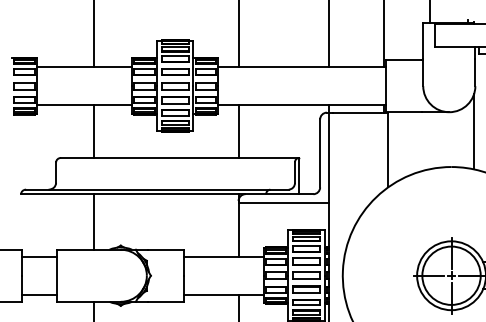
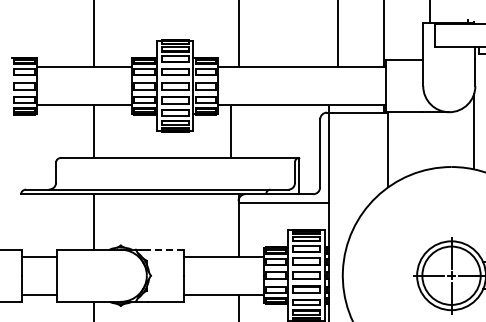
line position: (329, 34) -> (338, 34) (338, 34)
line position: (238, 131) -> (230, 131) (230, 131)
line: solid -> dashed (165, 249)
